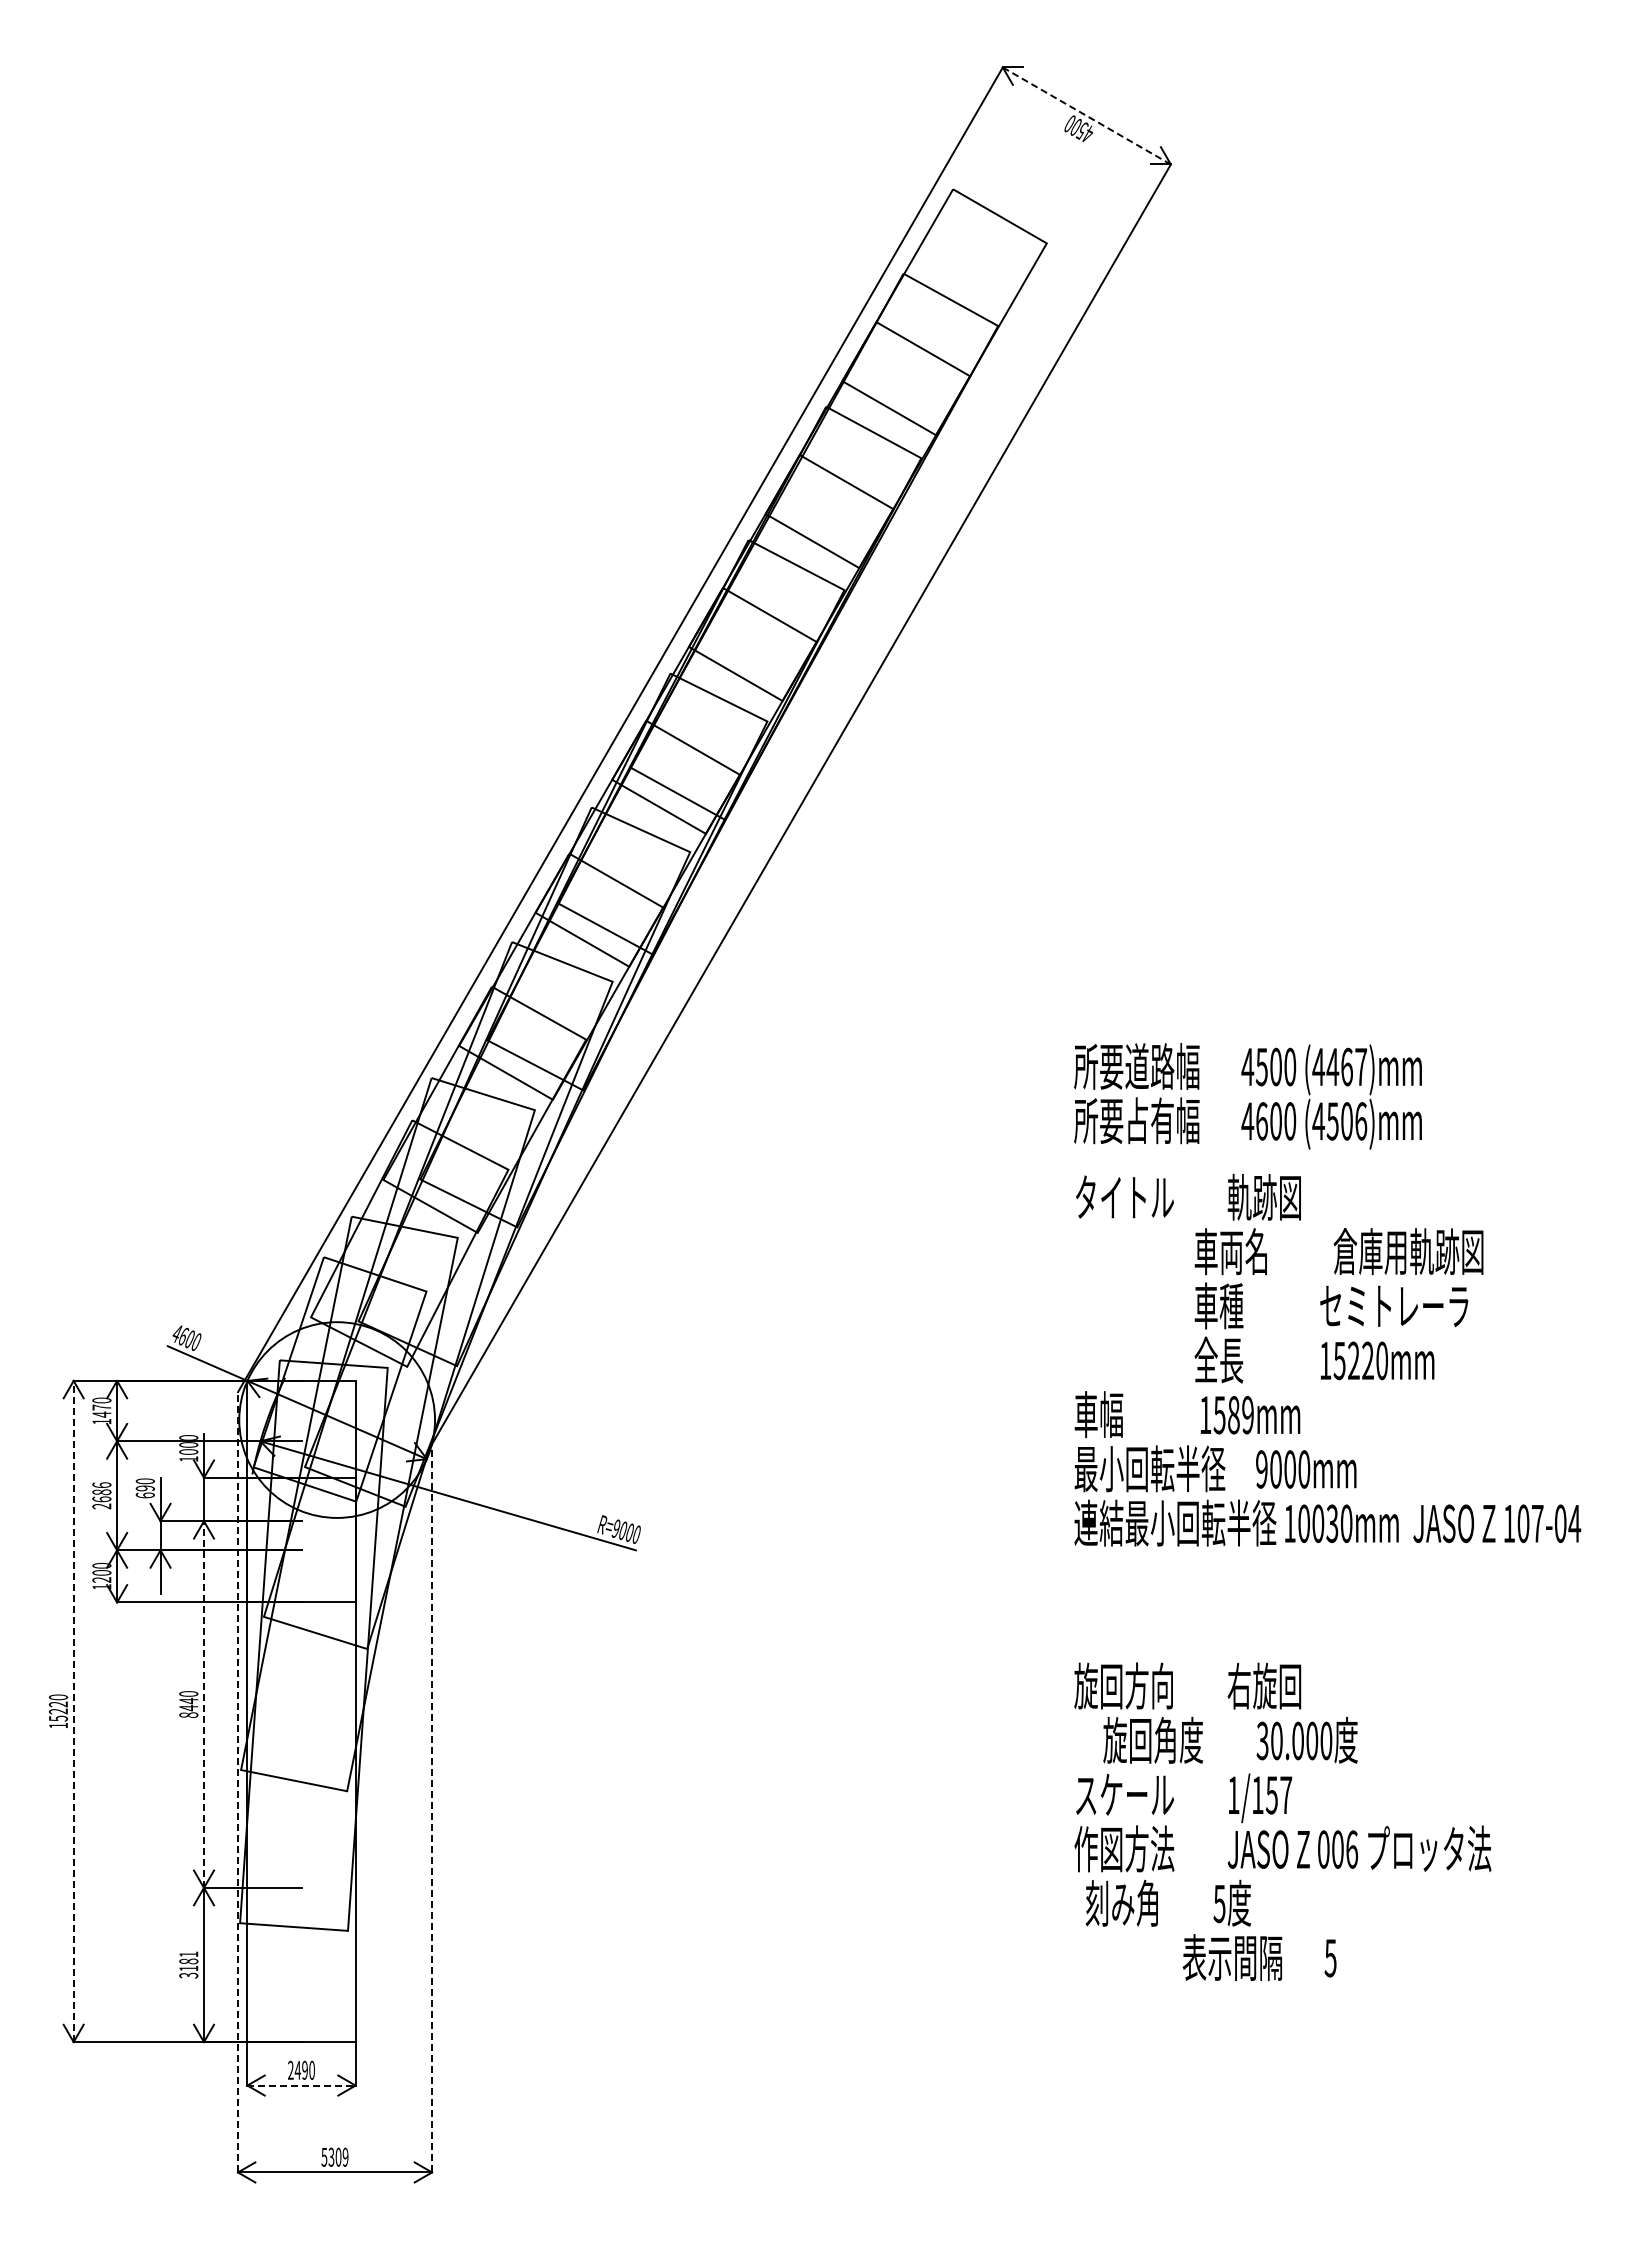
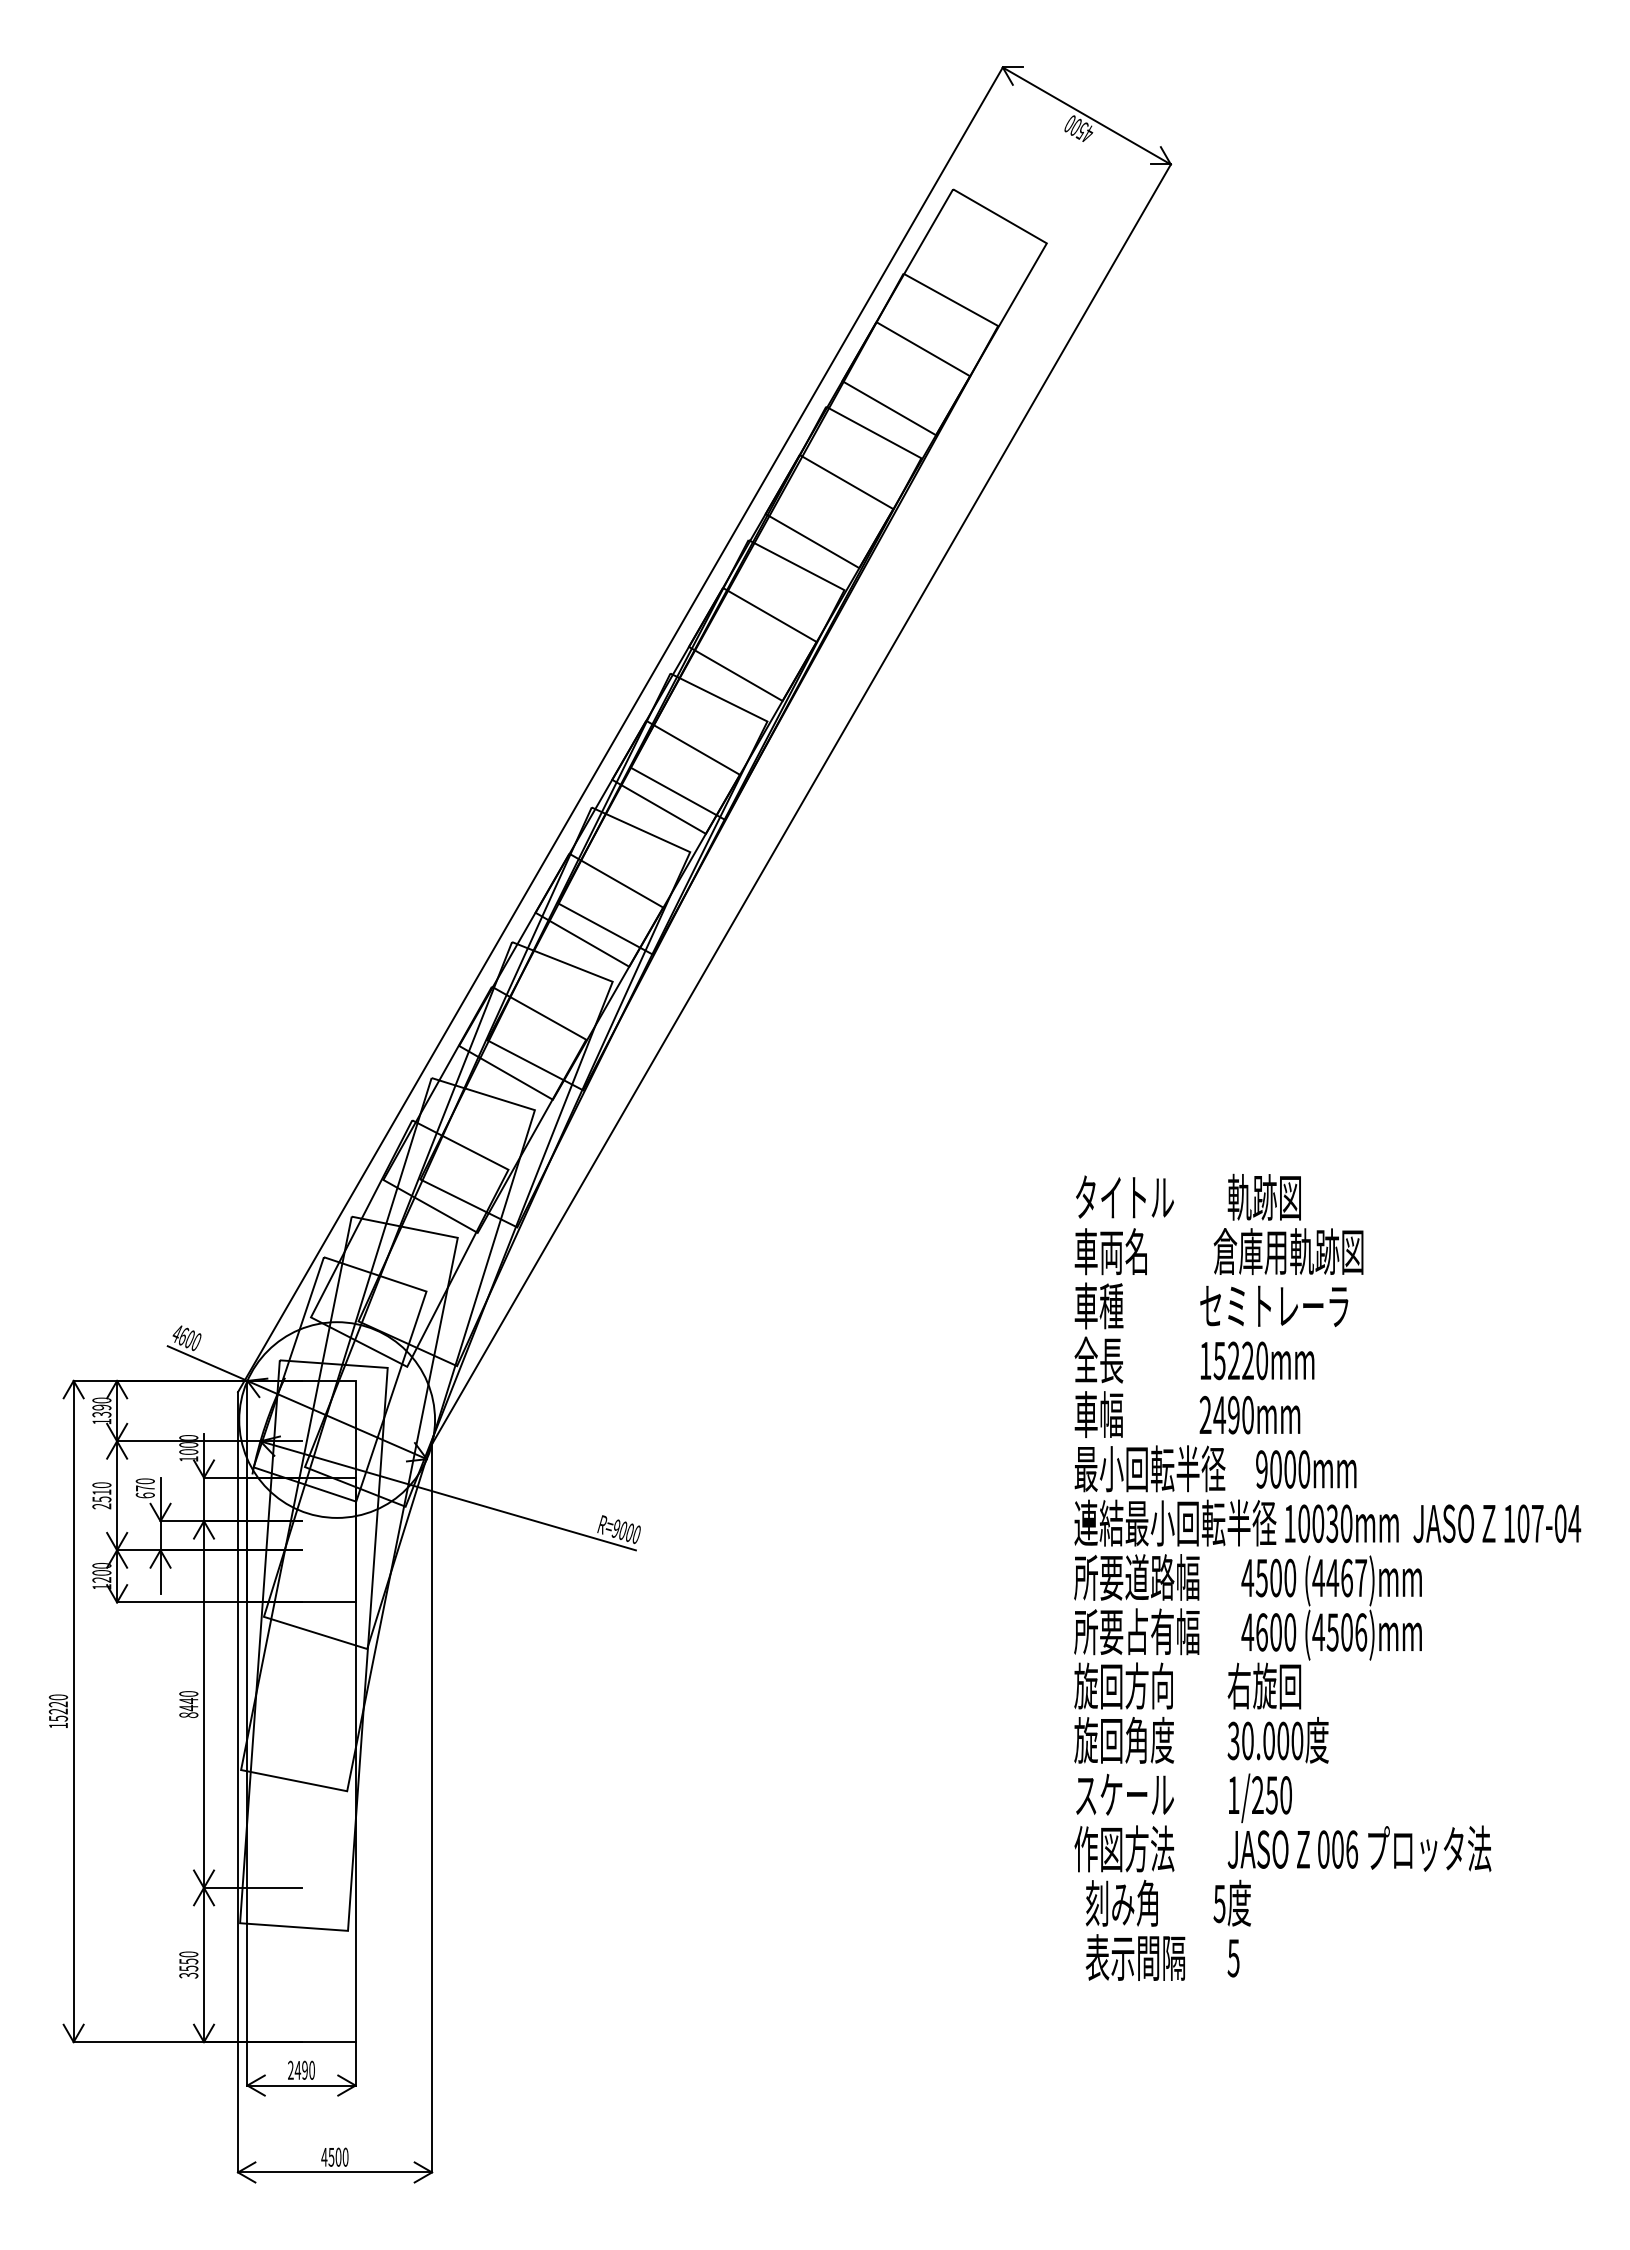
line: dashed -> solid (1086, 115)
text position: (1247, 1096) -> (1247, 1607) (1247, 1607)
text position: (1338, 1305) -> (1218, 1305) (1218, 1305)
text: 1470 -> 1390 (101, 1410)
text: 1589mm -> 2490mm (1226, 1414)
text: 690 -> 670 (144, 1488)
text: 2686 -> 2510 (101, 1492)
line: dashed -> solid (204, 1704)
line: dashed -> solid (73, 1711)
text position: (1230, 1740) -> (1201, 1740) (1201, 1740)
line: dashed -> solid (238, 1781)
text: 1/157 -> 1/250 (1272, 1795)
line: dashed -> solid (432, 1807)
text position: (1259, 1957) -> (1162, 1957) (1162, 1957)
text: 3181 -> 3550 (188, 1961)
line: dashed -> solid (302, 2085)
text: 5309 -> 4500 (334, 2156)
